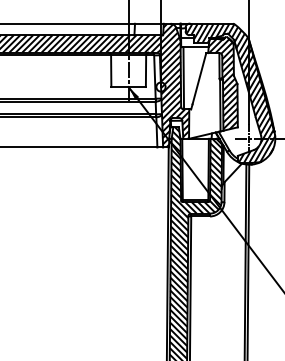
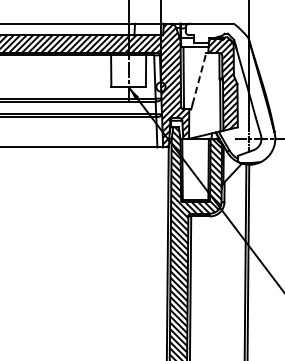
line: solid -> dashed (199, 78)
hatch: present -> none (230, 93)
